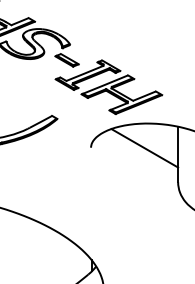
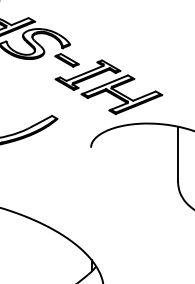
line: present -> none (144, 148)
